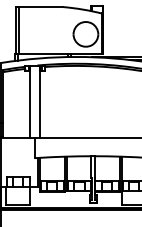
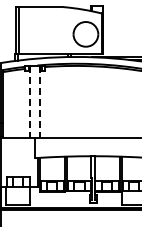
line: solid -> dashed (29, 102)
line: solid -> dashed (39, 102)
